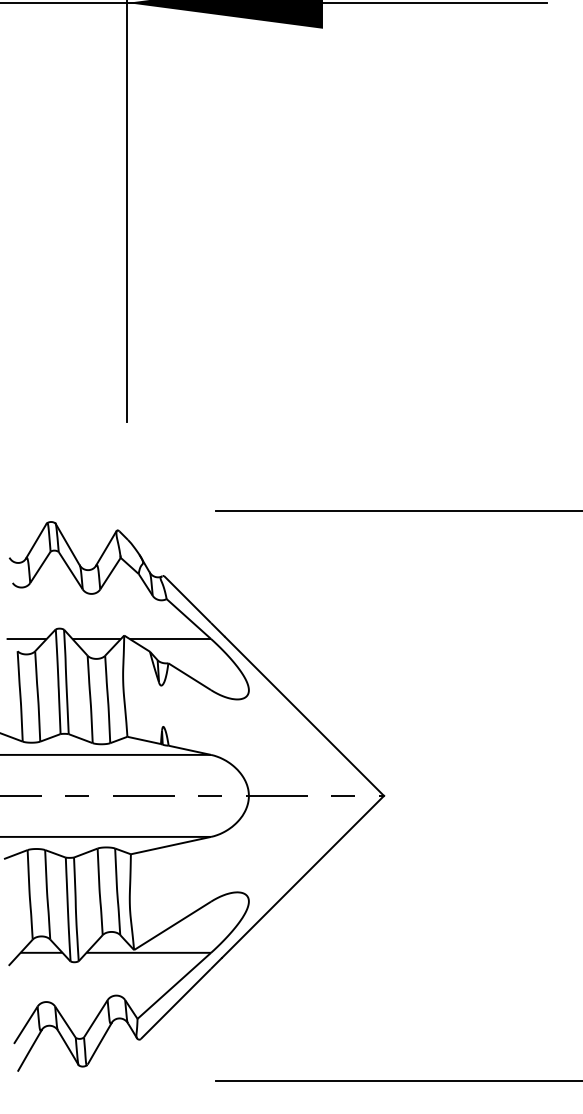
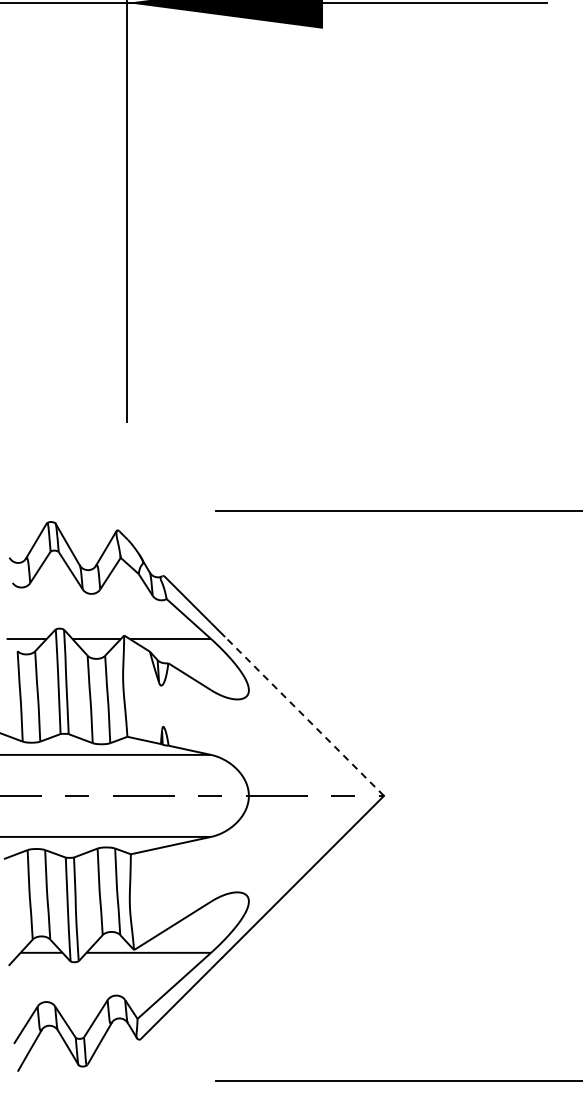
line: solid -> dashed (304, 716)
